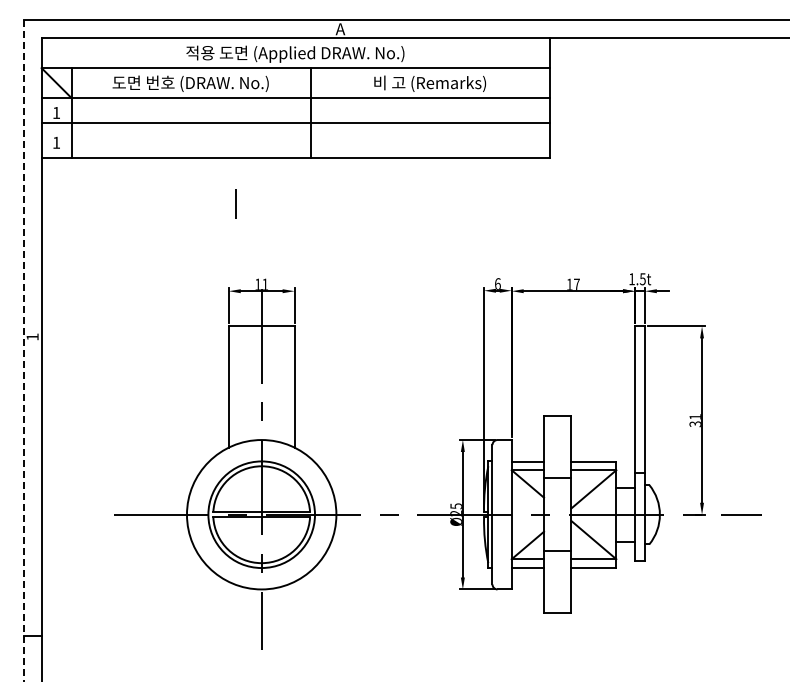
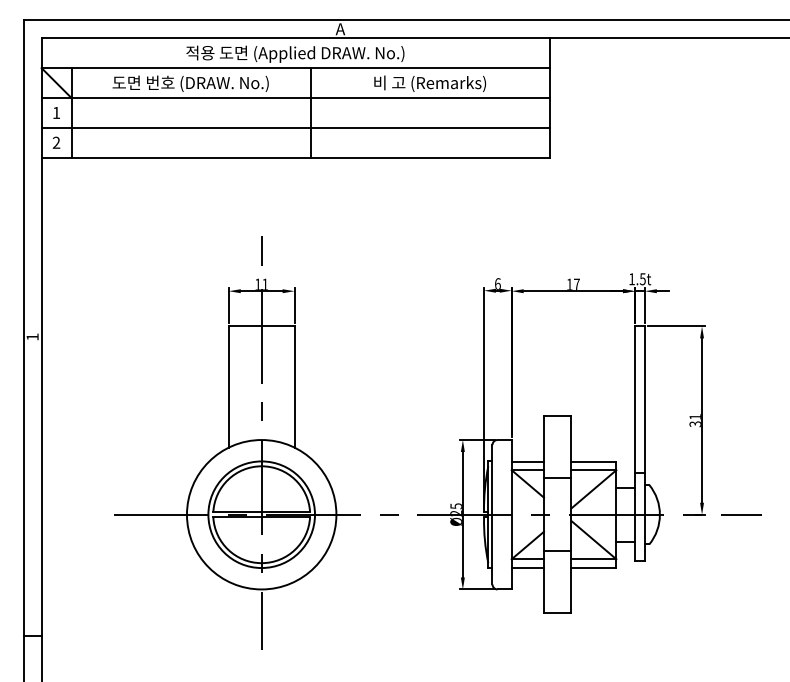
line position: (295, 122) -> (295, 127) (295, 127)
text: 1 -> 2 (56, 142)
line position: (235, 203) -> (261, 250) (261, 250)
line: dashed -> solid (23, 351)
